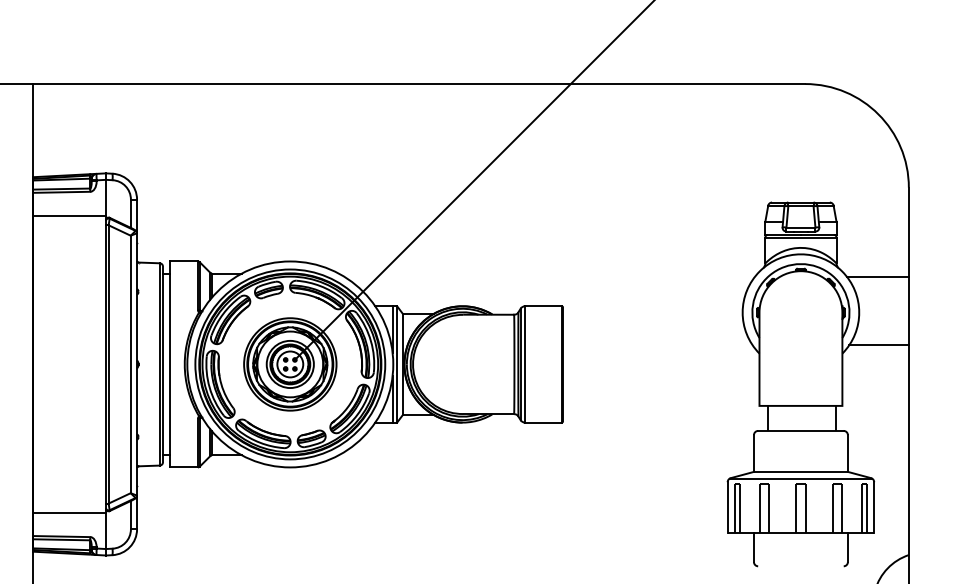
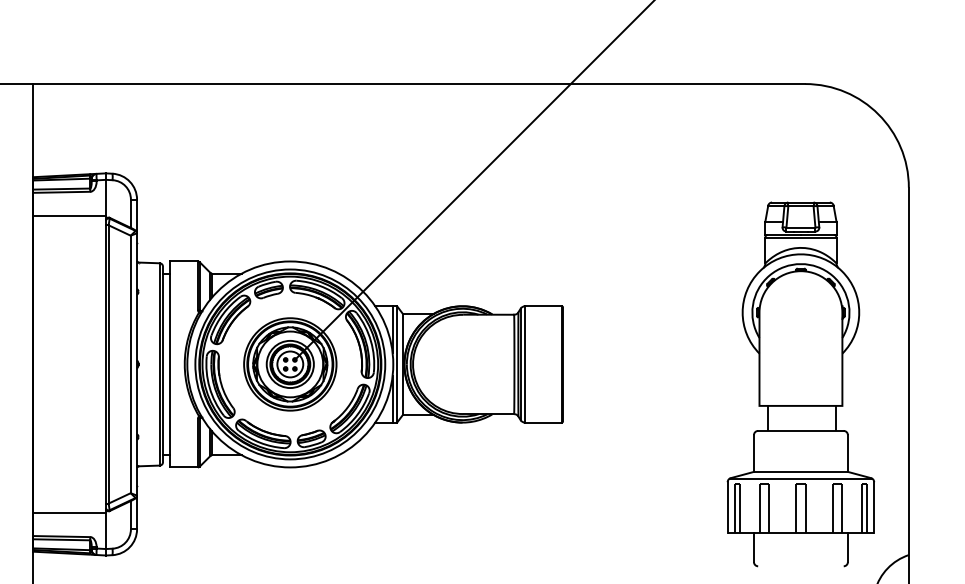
line: present -> none (877, 276)
line: present -> none (878, 345)
